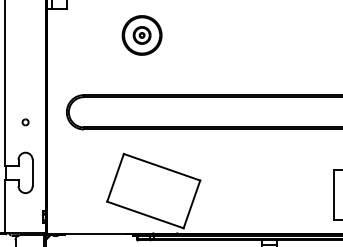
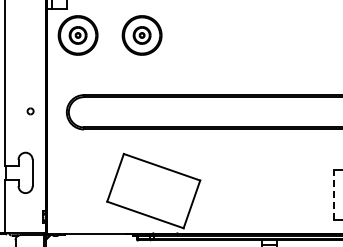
part: none -> present (77, 35)
part position: (25, 122) -> (30, 111) (30, 111)
line: solid -> dashed (334, 194)
